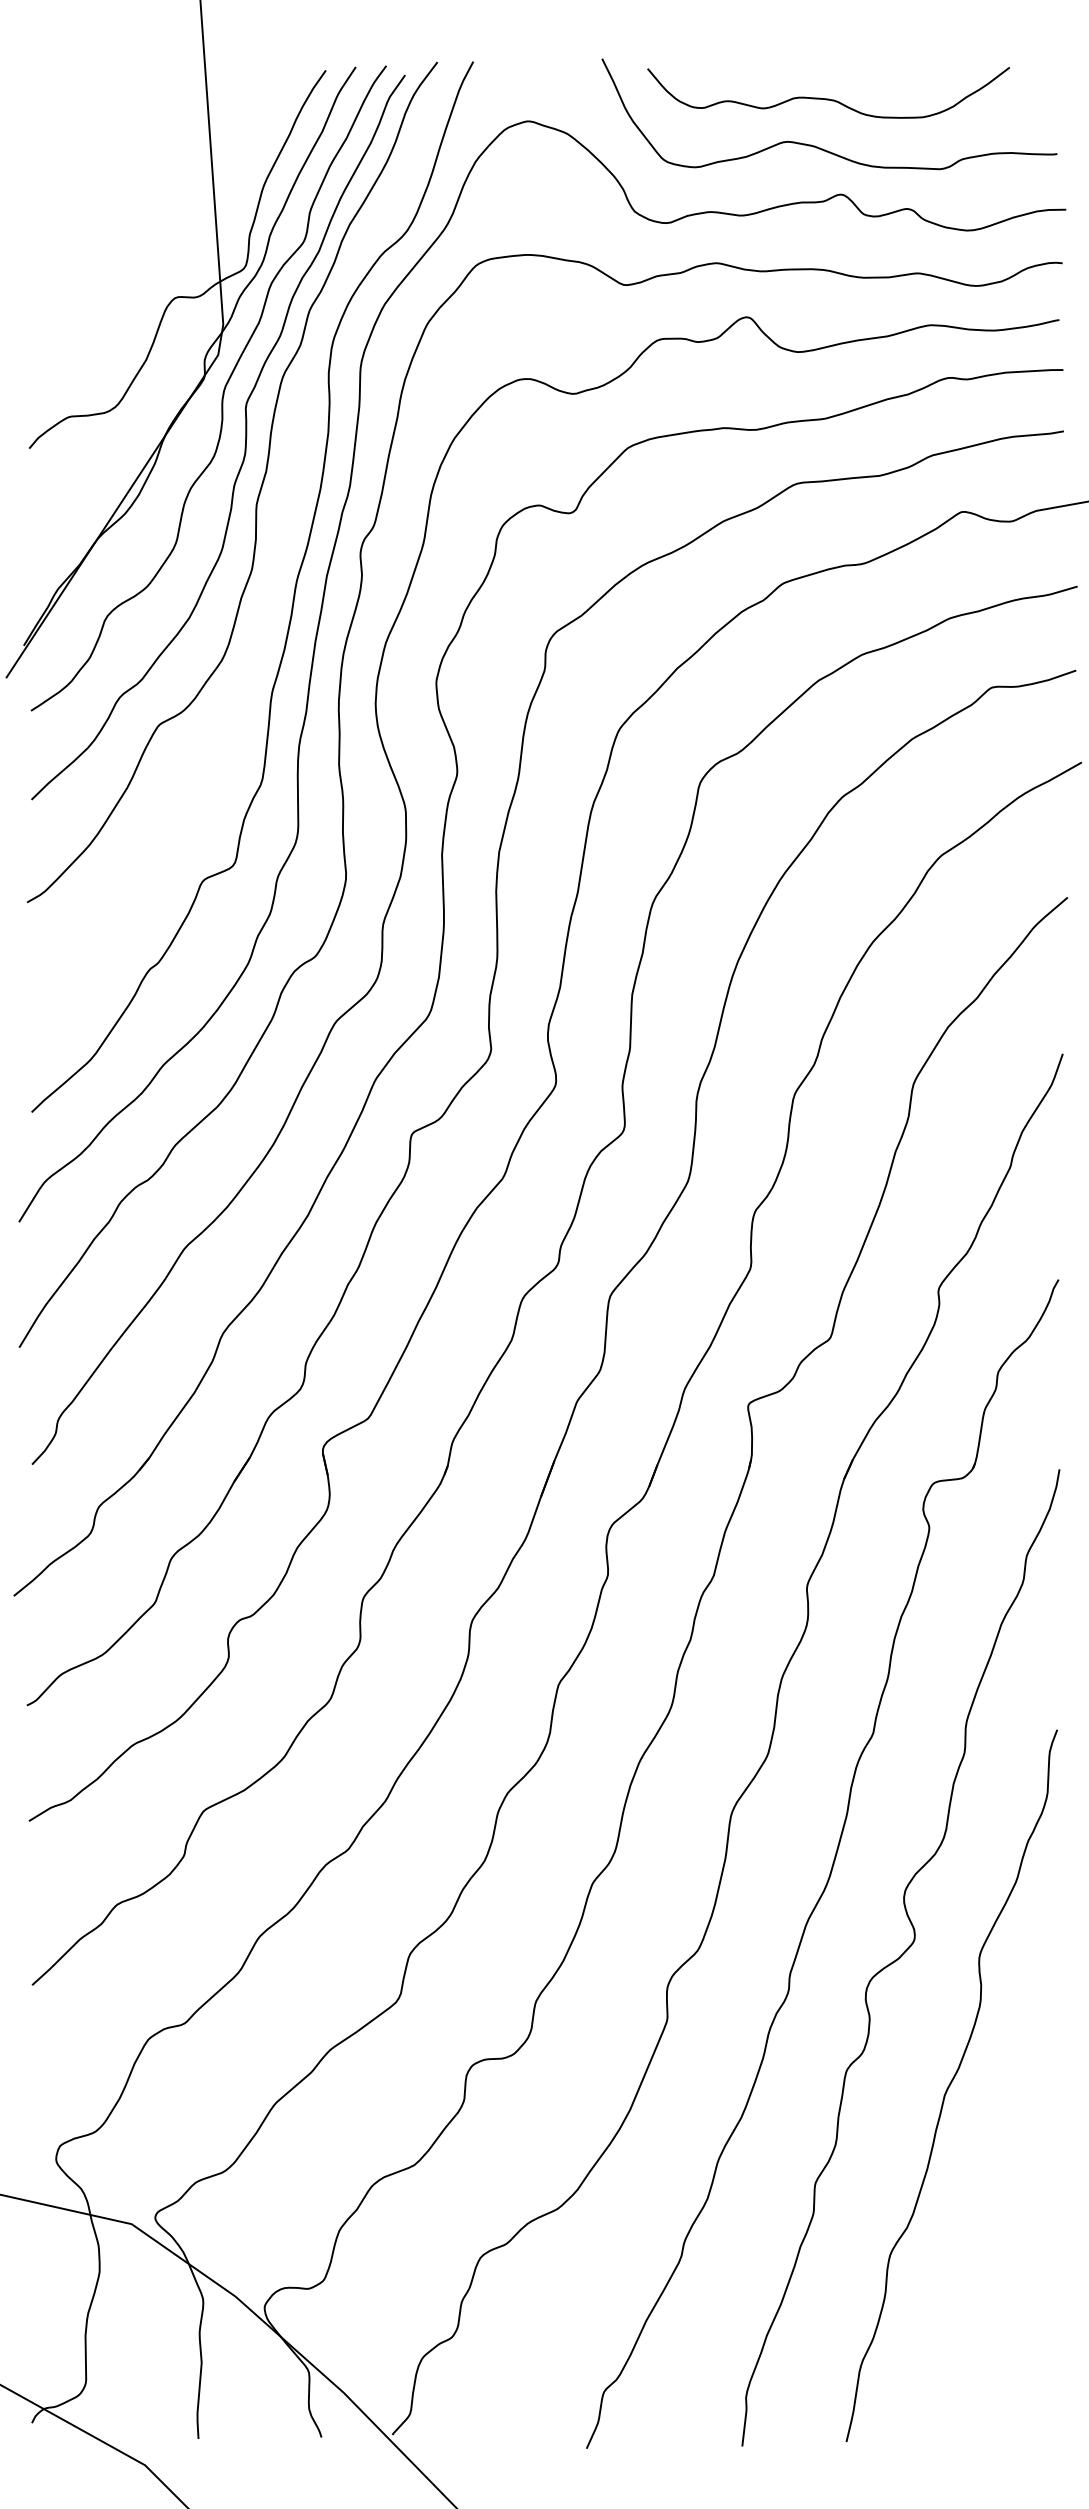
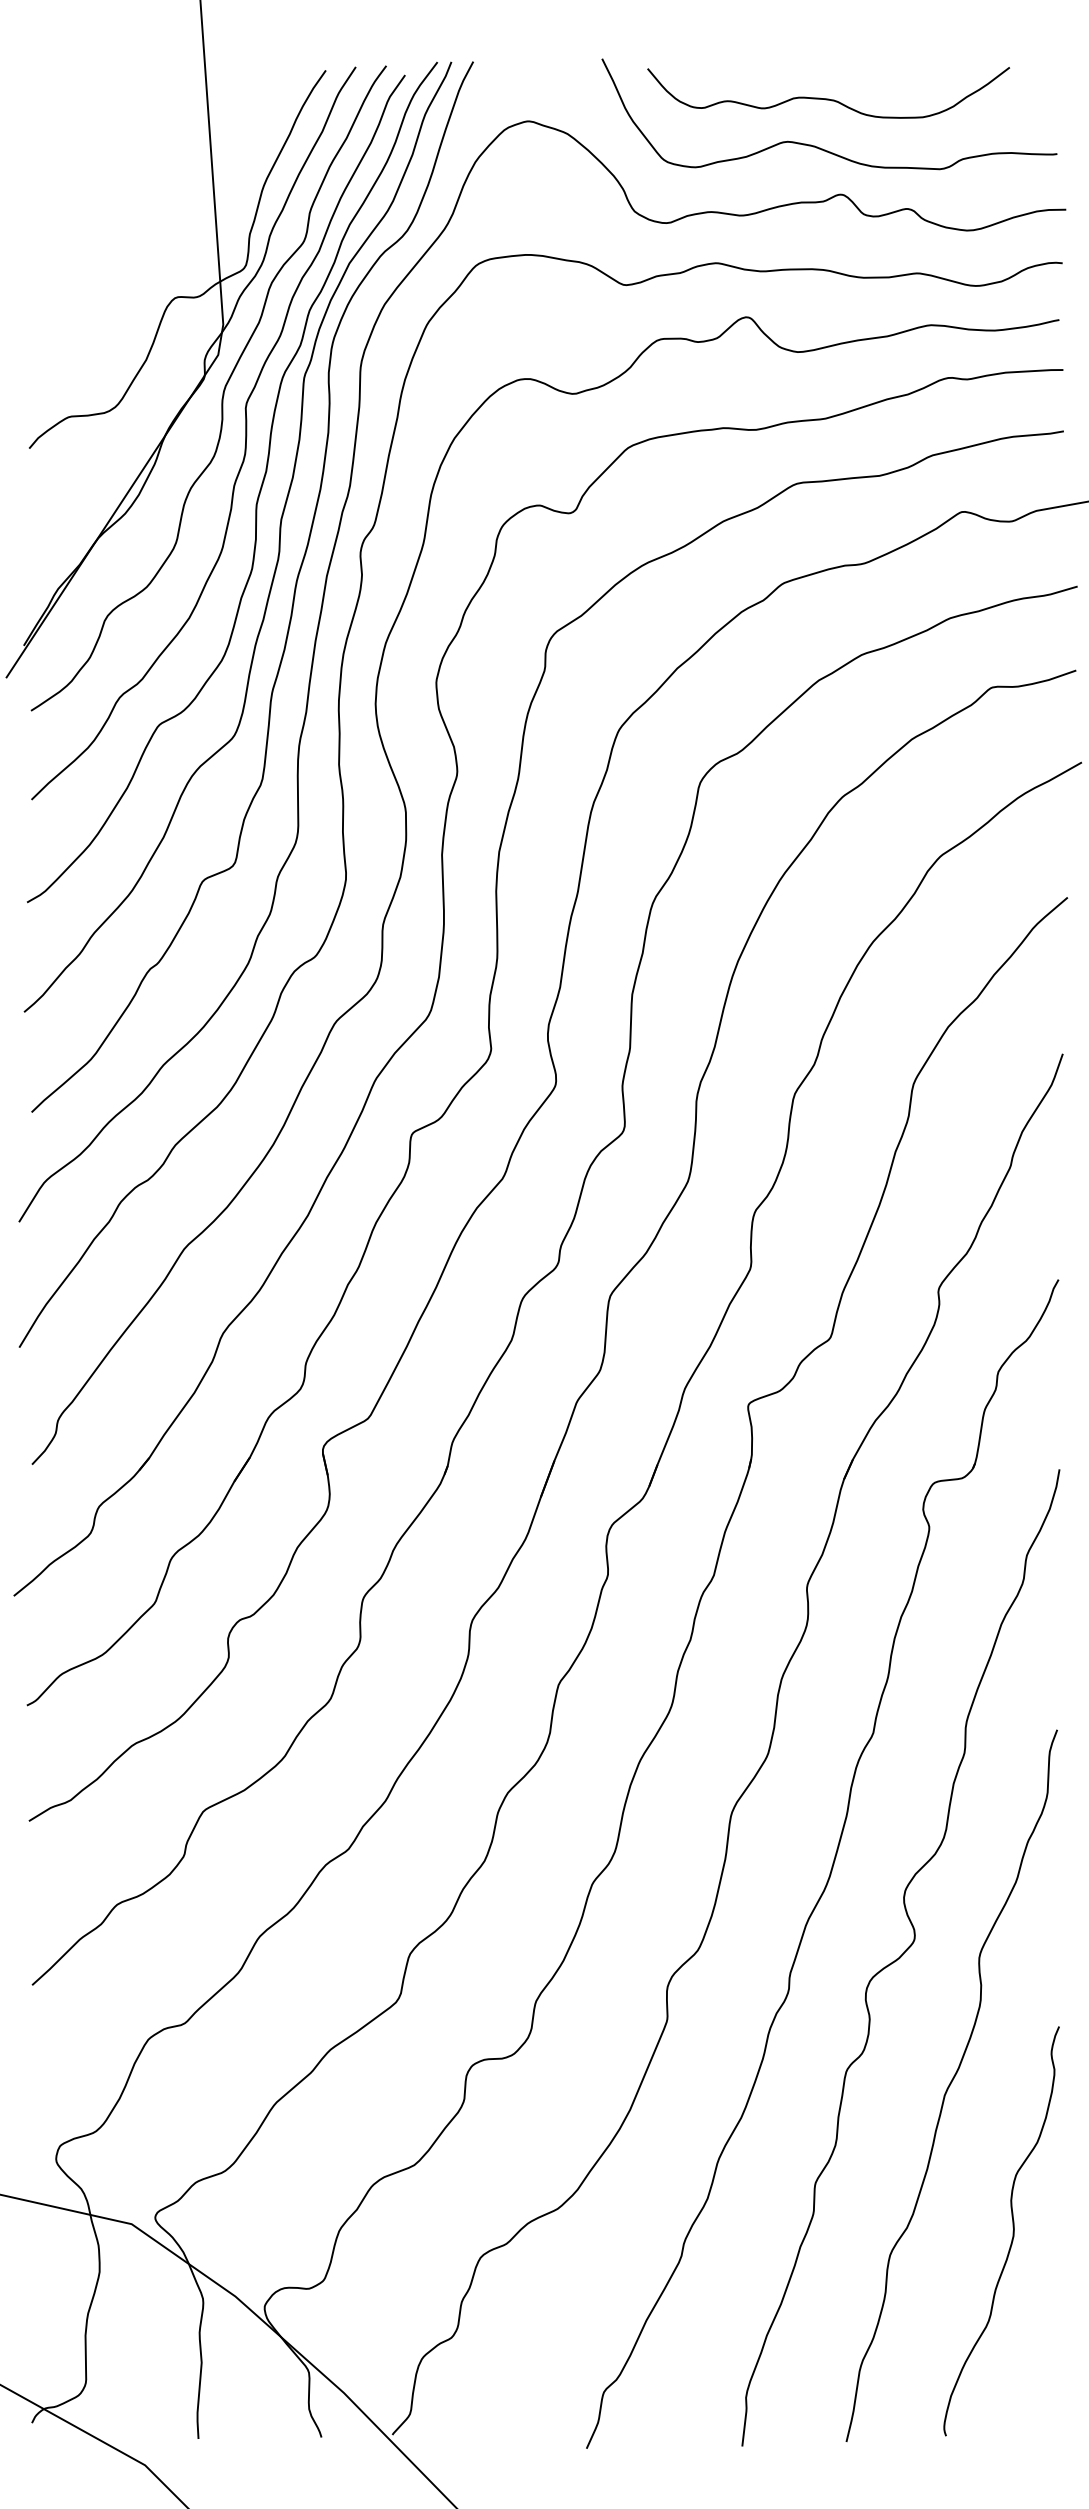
curve: none -> present (278, 541)
curve: none -> present (1012, 2231)
